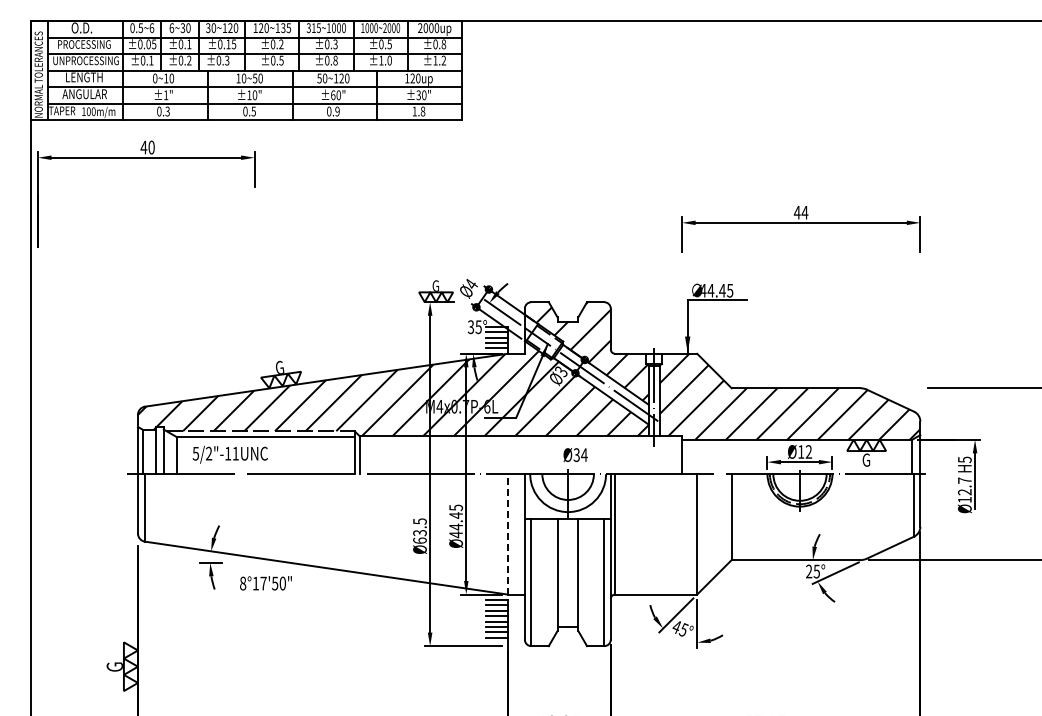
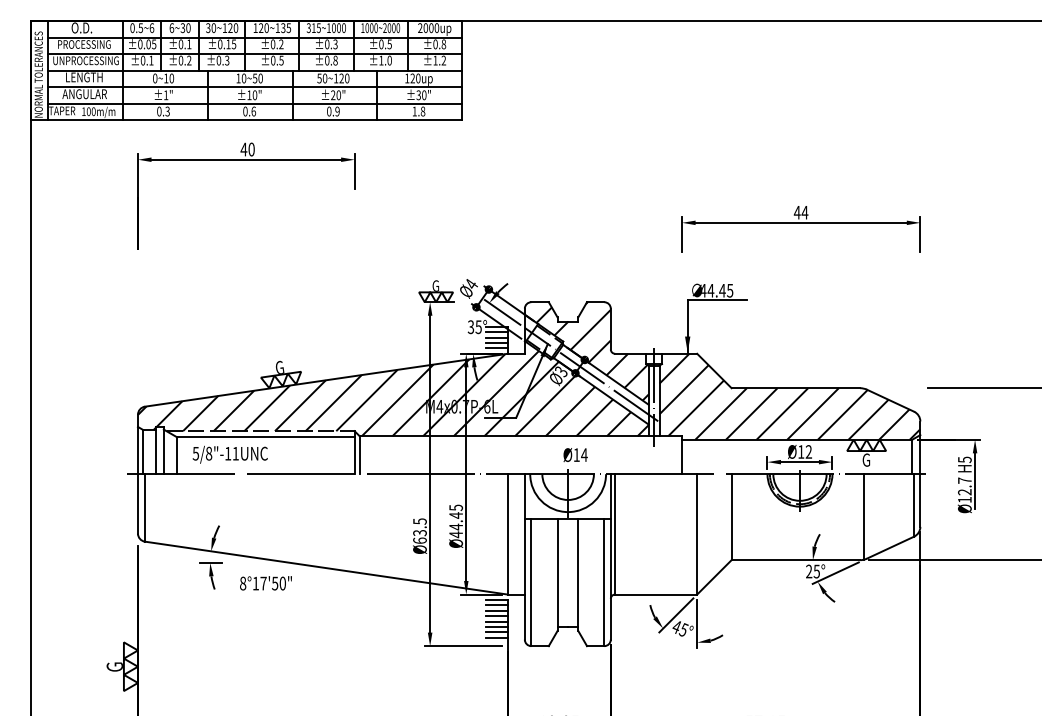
text: ±60" -> ±20" (333, 95)
text: 0.5 -> 0.6 (253, 111)
part position: (146, 158) -> (246, 160) (246, 160)
text: 5/2"-11UNC -> 5/8"-11UNC (209, 453)
text: Ø34 -> Ø14 (576, 455)
line: none -> present (863, 516)
line: dashed -> solid (507, 533)
